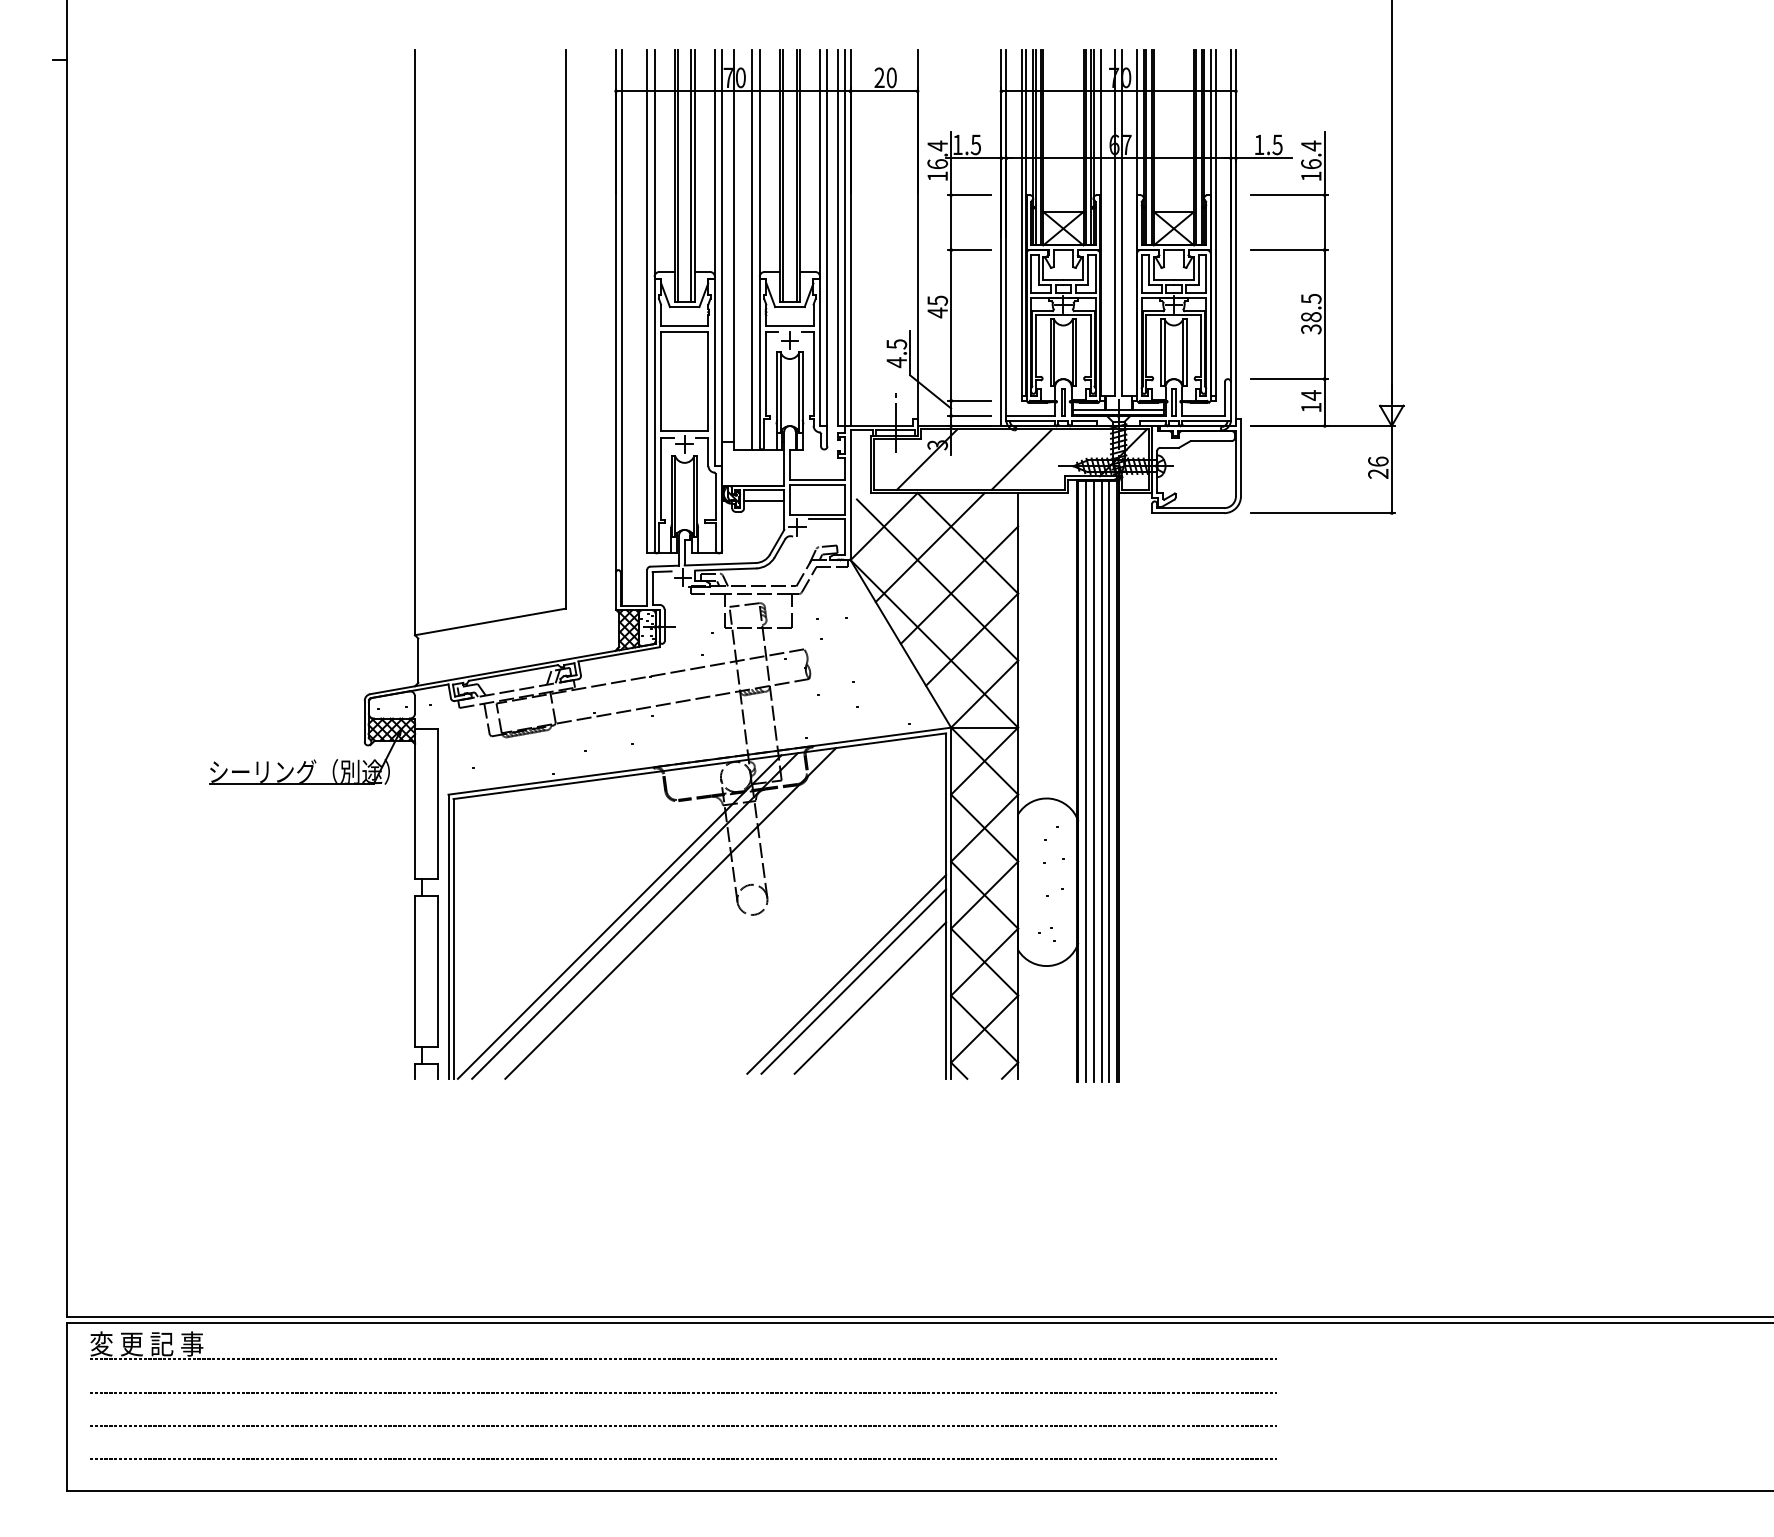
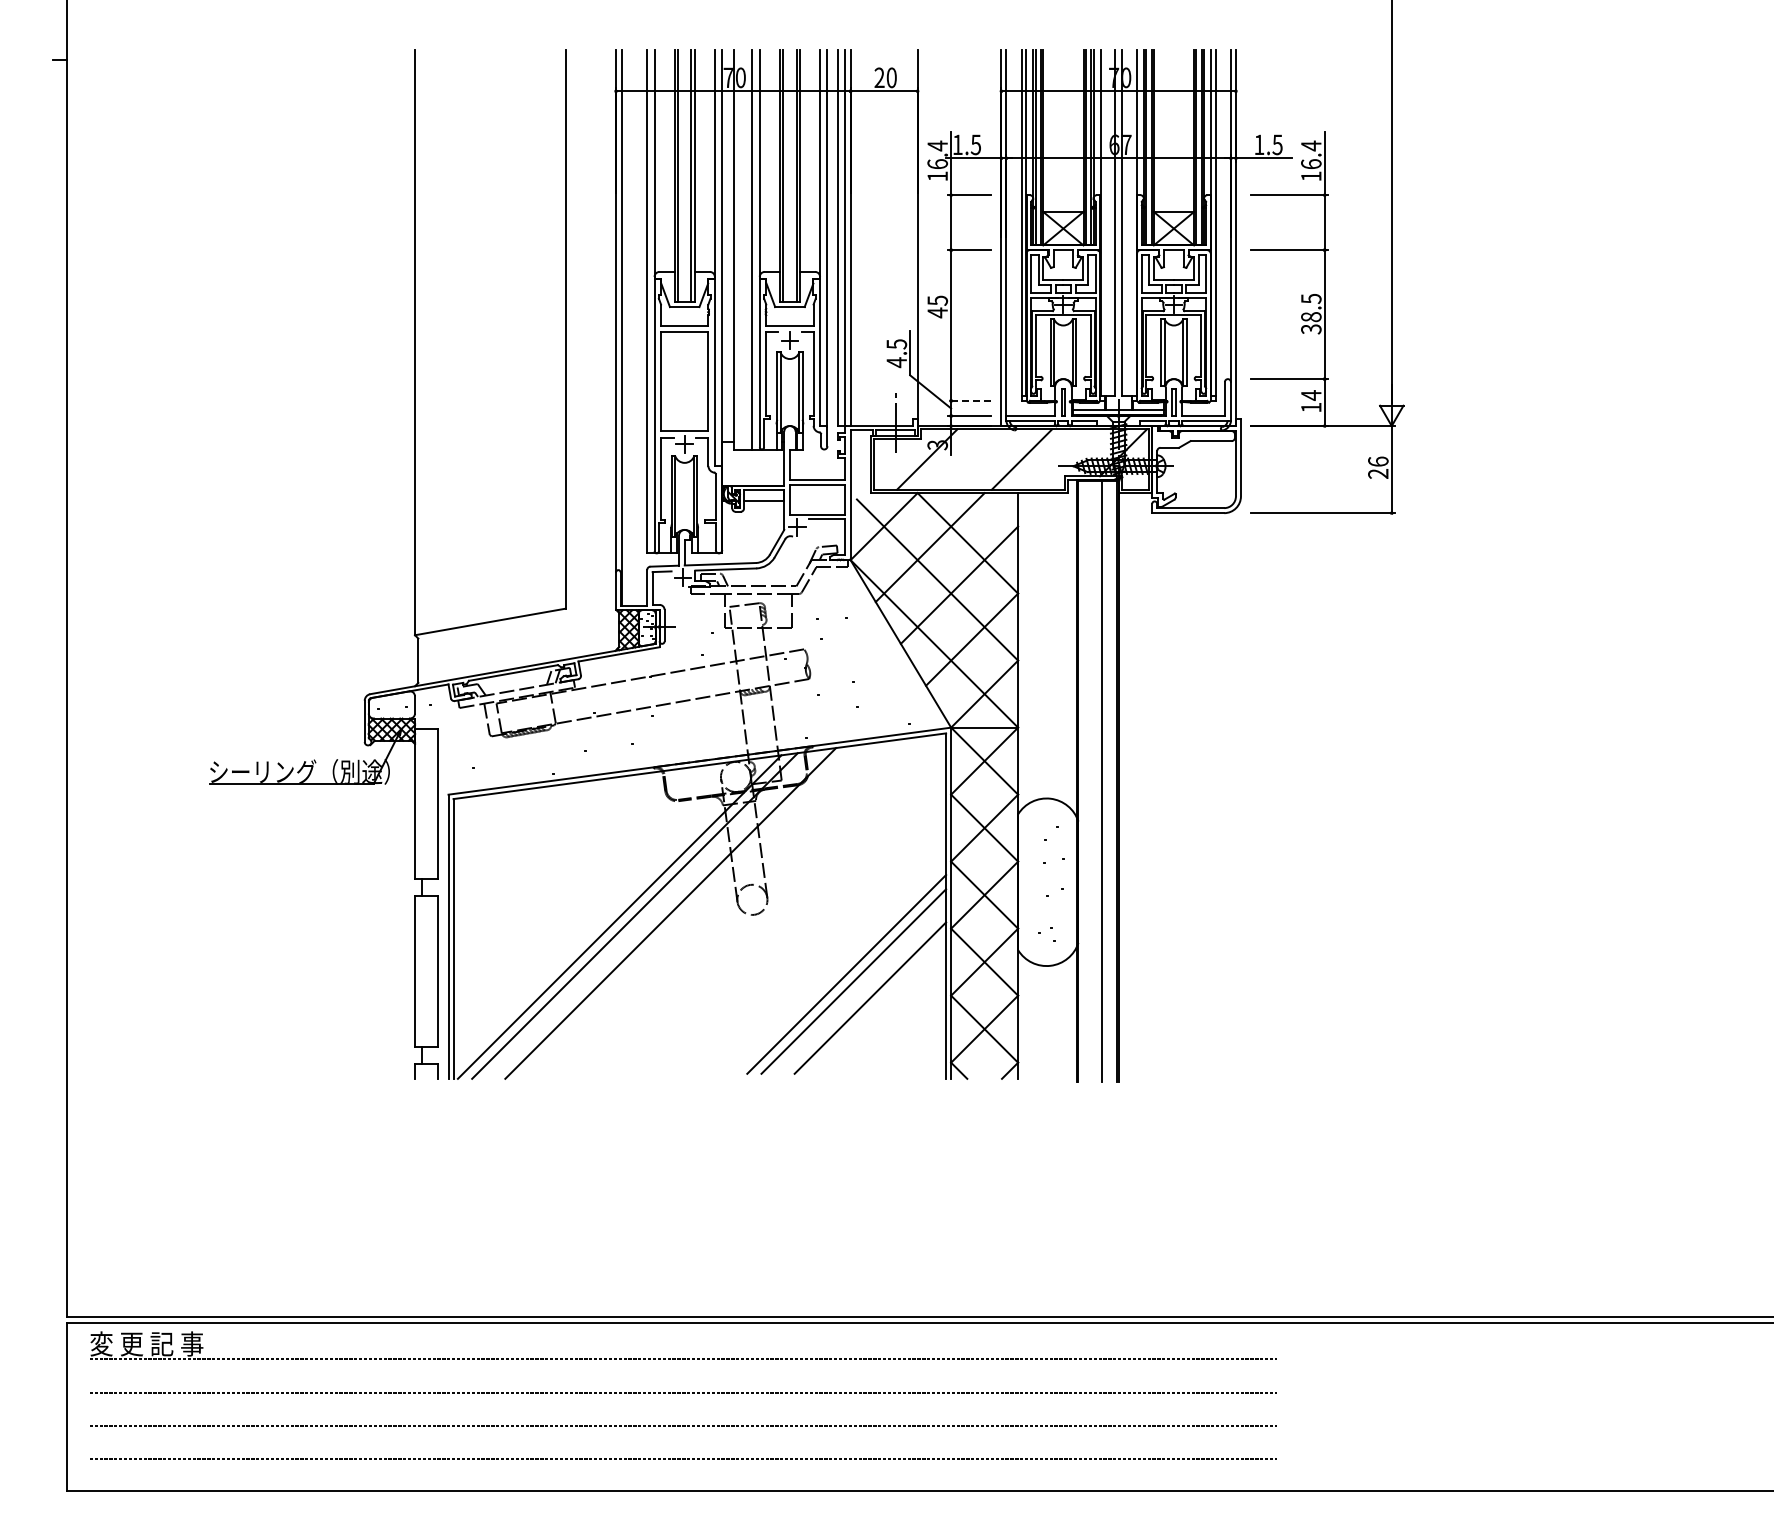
line: solid -> dashed (969, 400)
line: present -> none (1086, 781)
line: present -> none (1093, 781)
line: present -> none (1109, 781)
